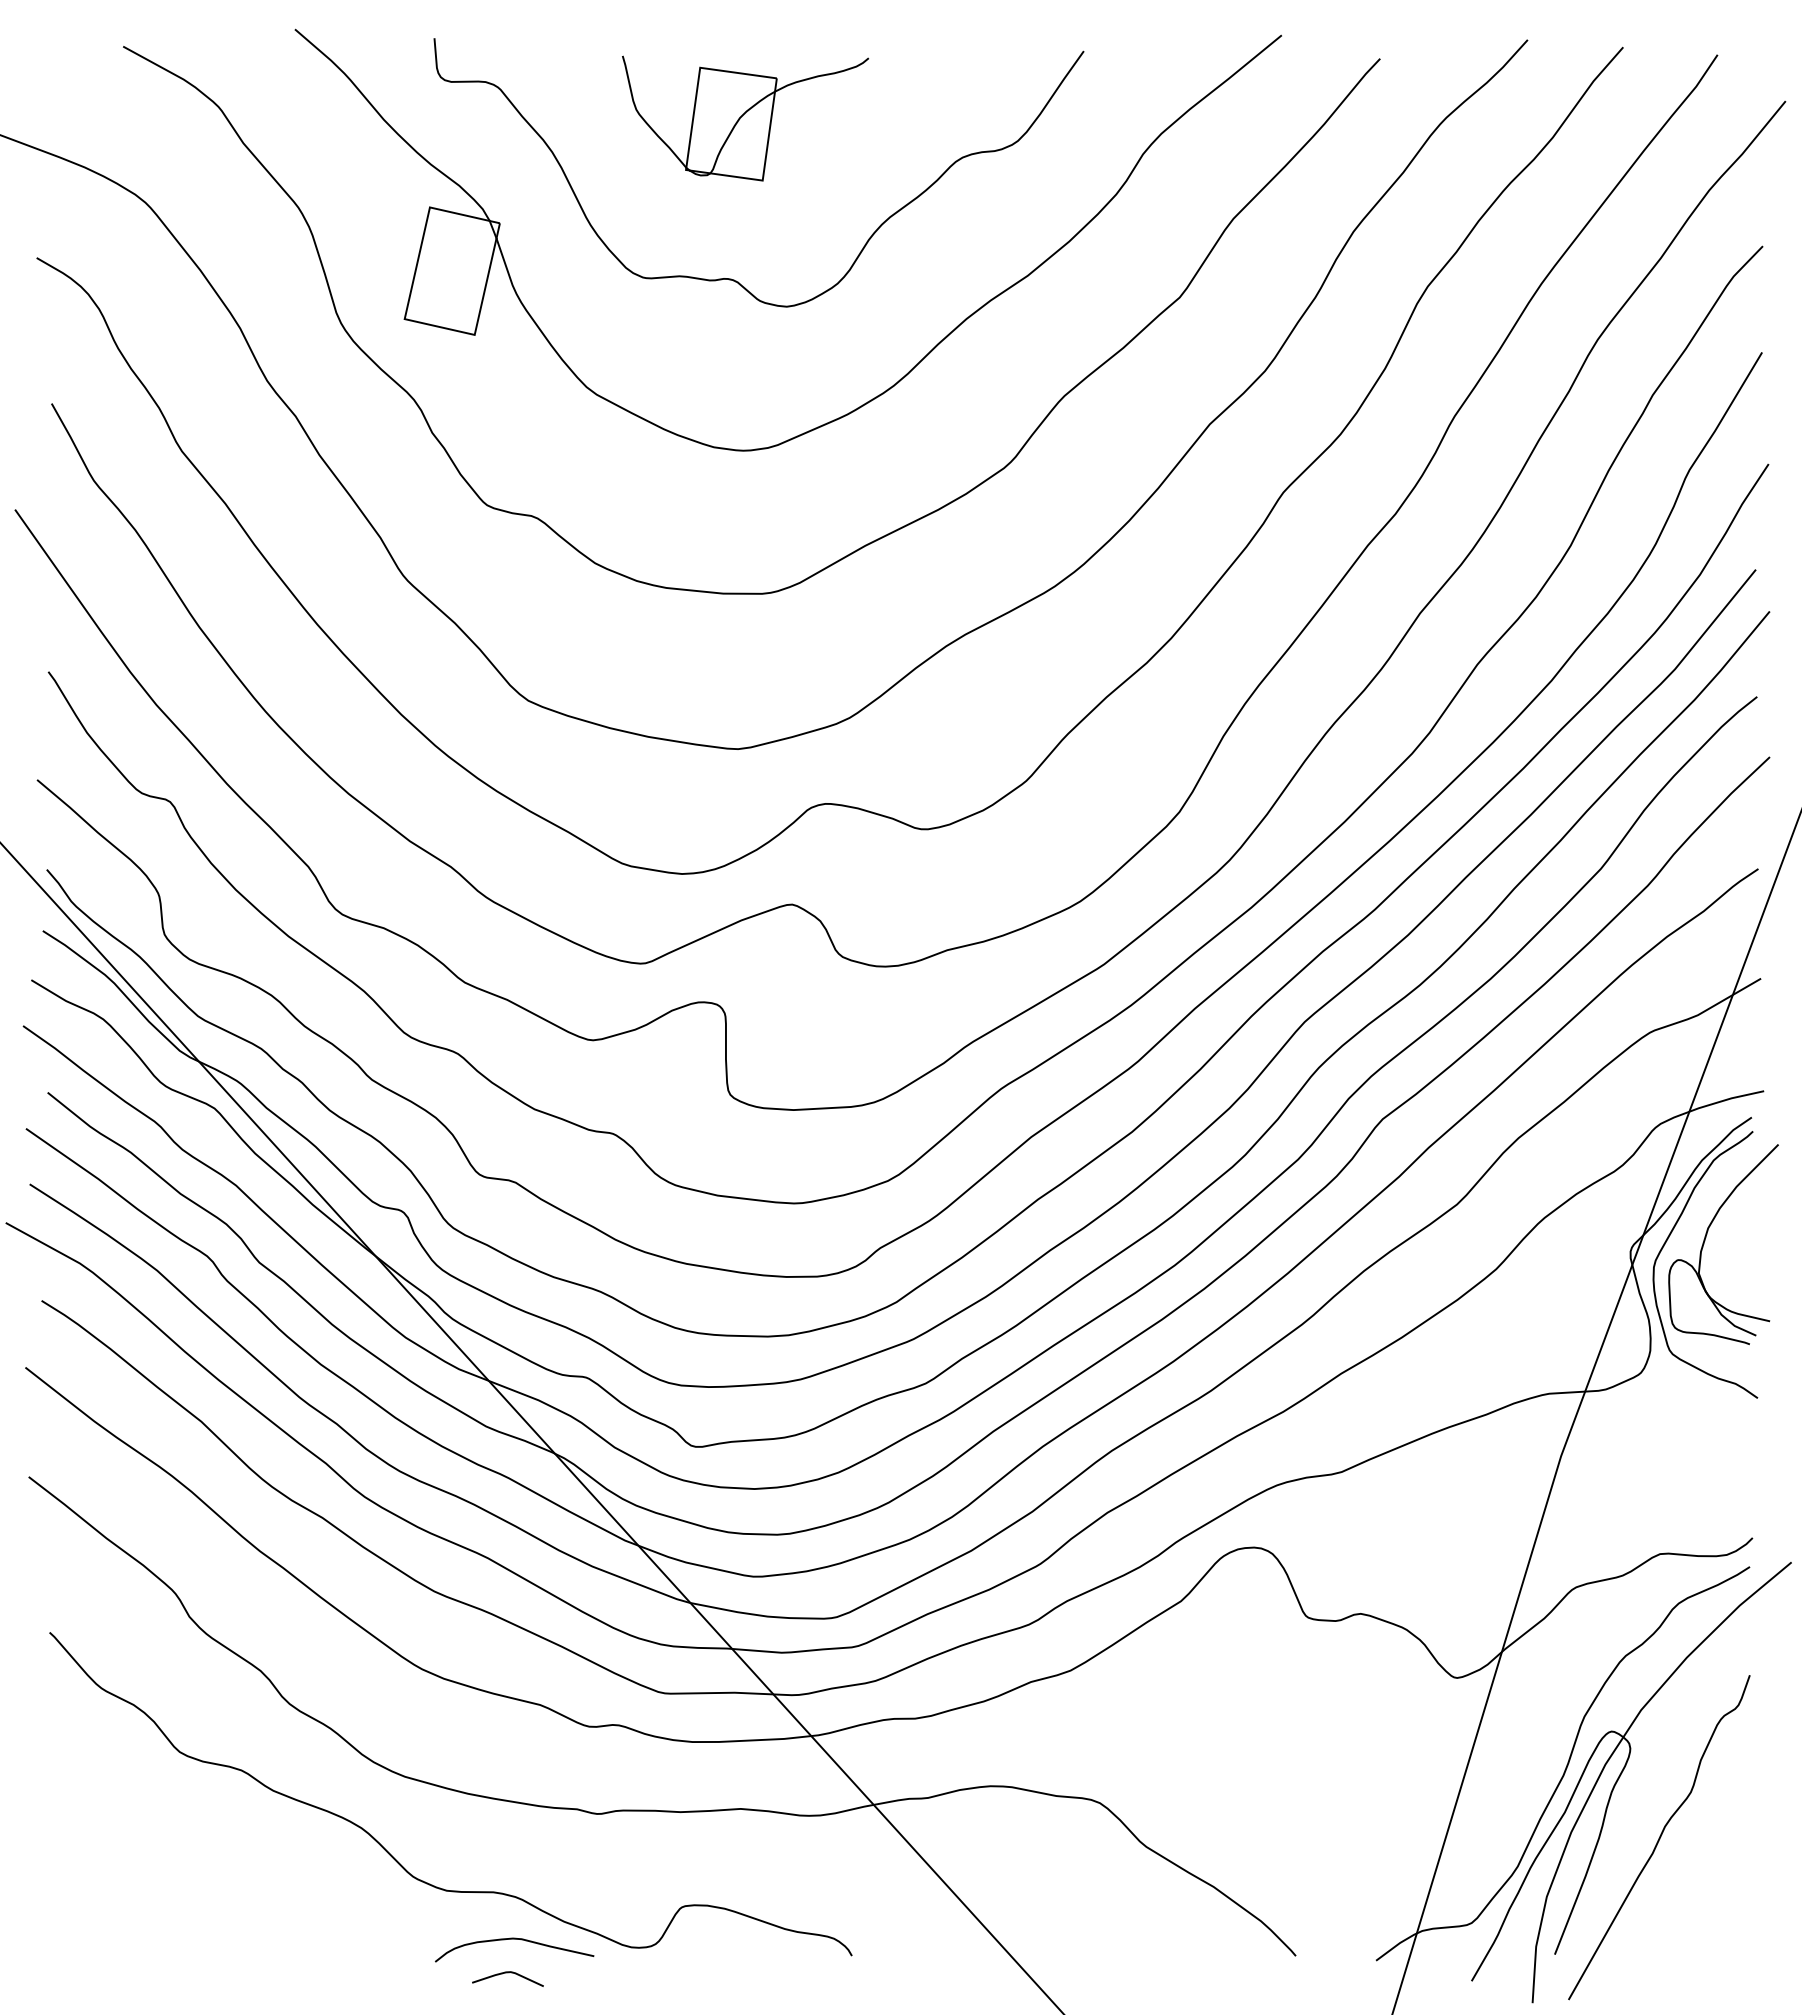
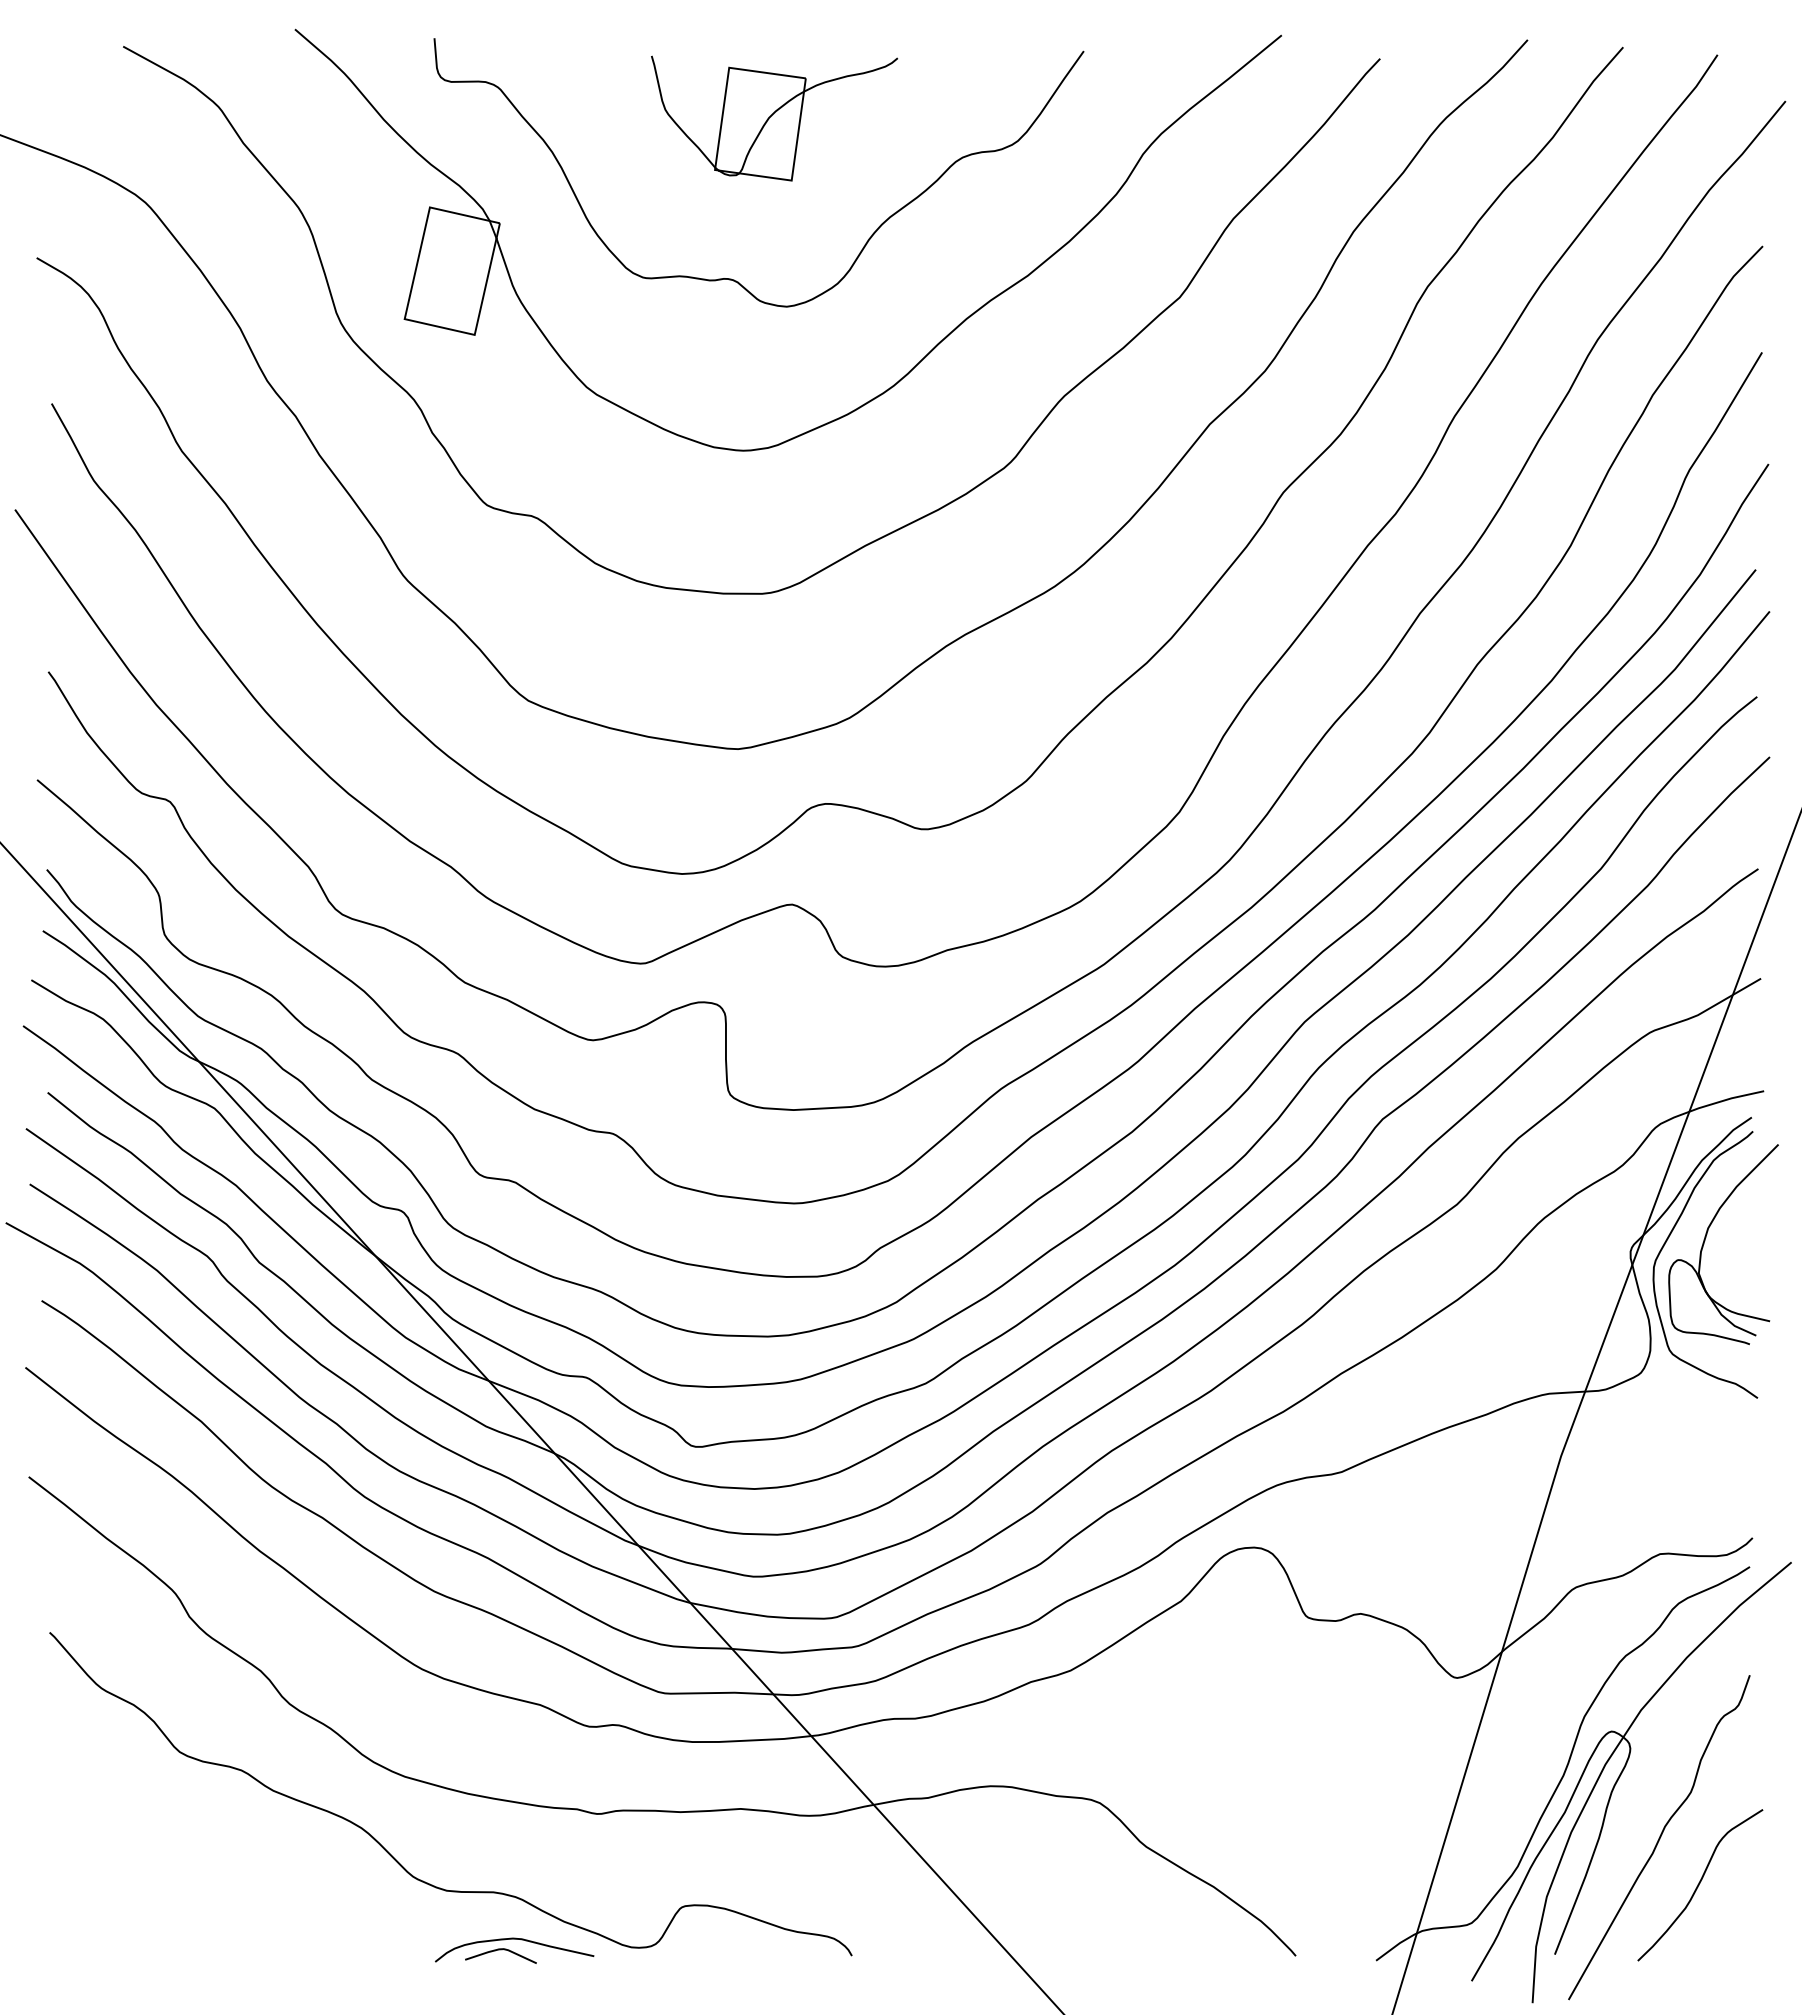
part position: (745, 118) -> (774, 118) (774, 118)
curve: none -> present (1699, 1885)
curve position: (507, 1973) -> (500, 1950) (500, 1950)
